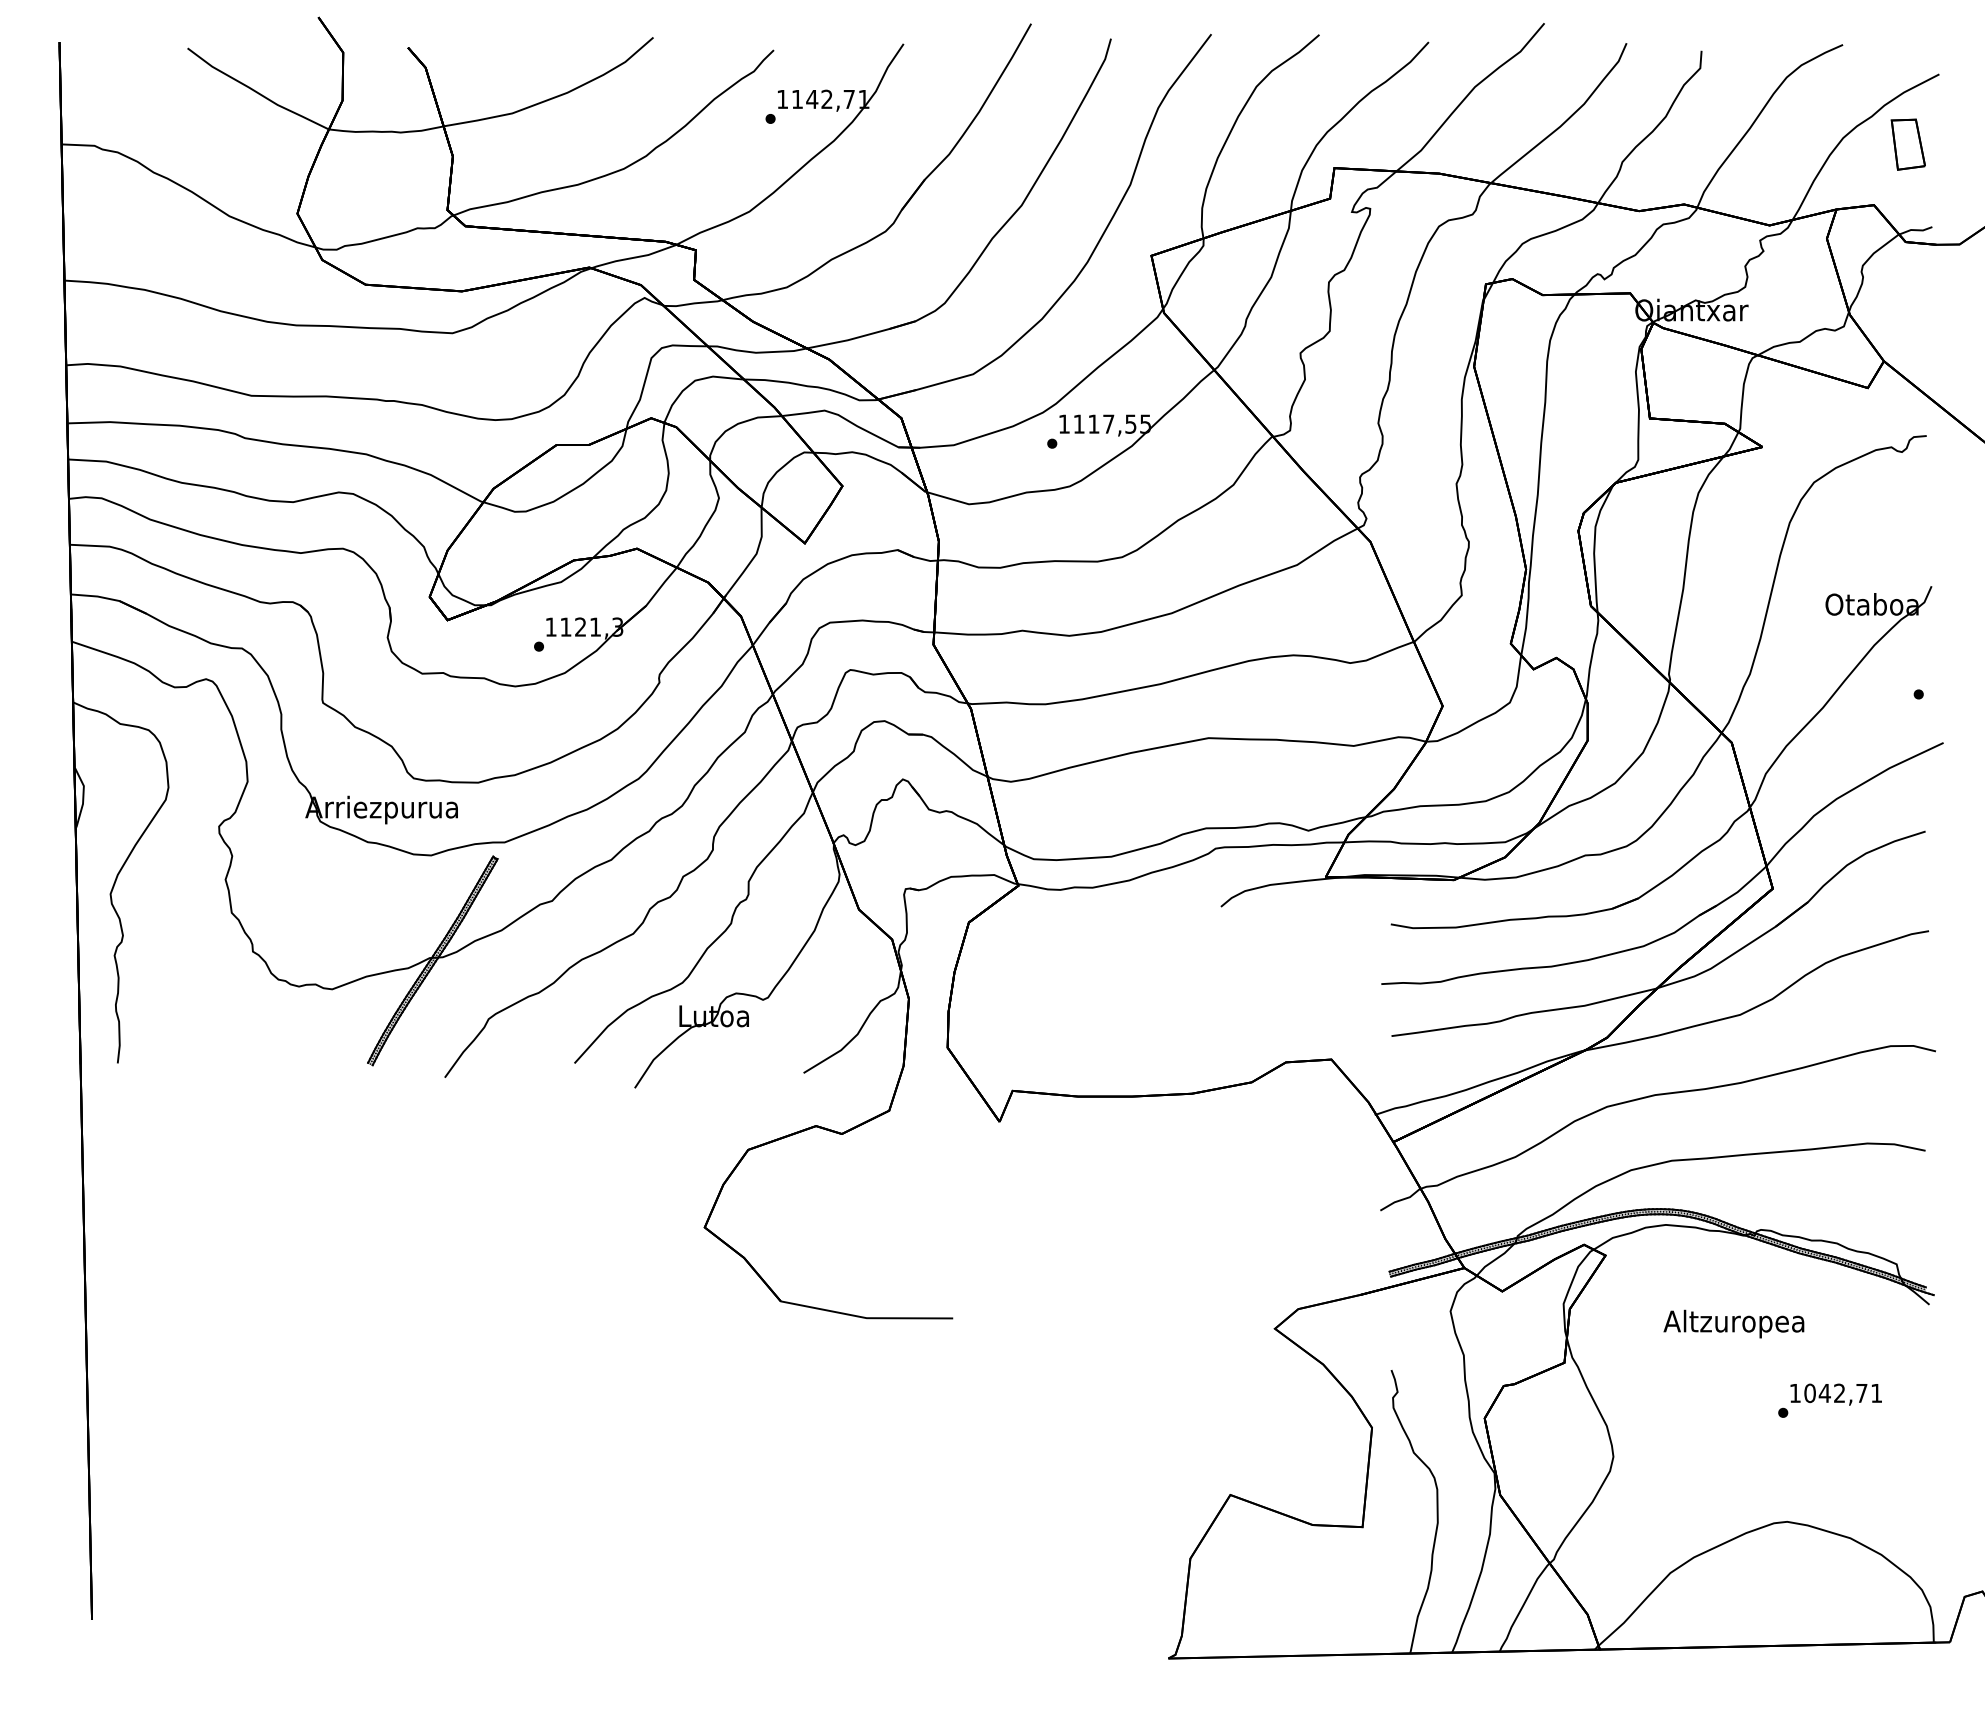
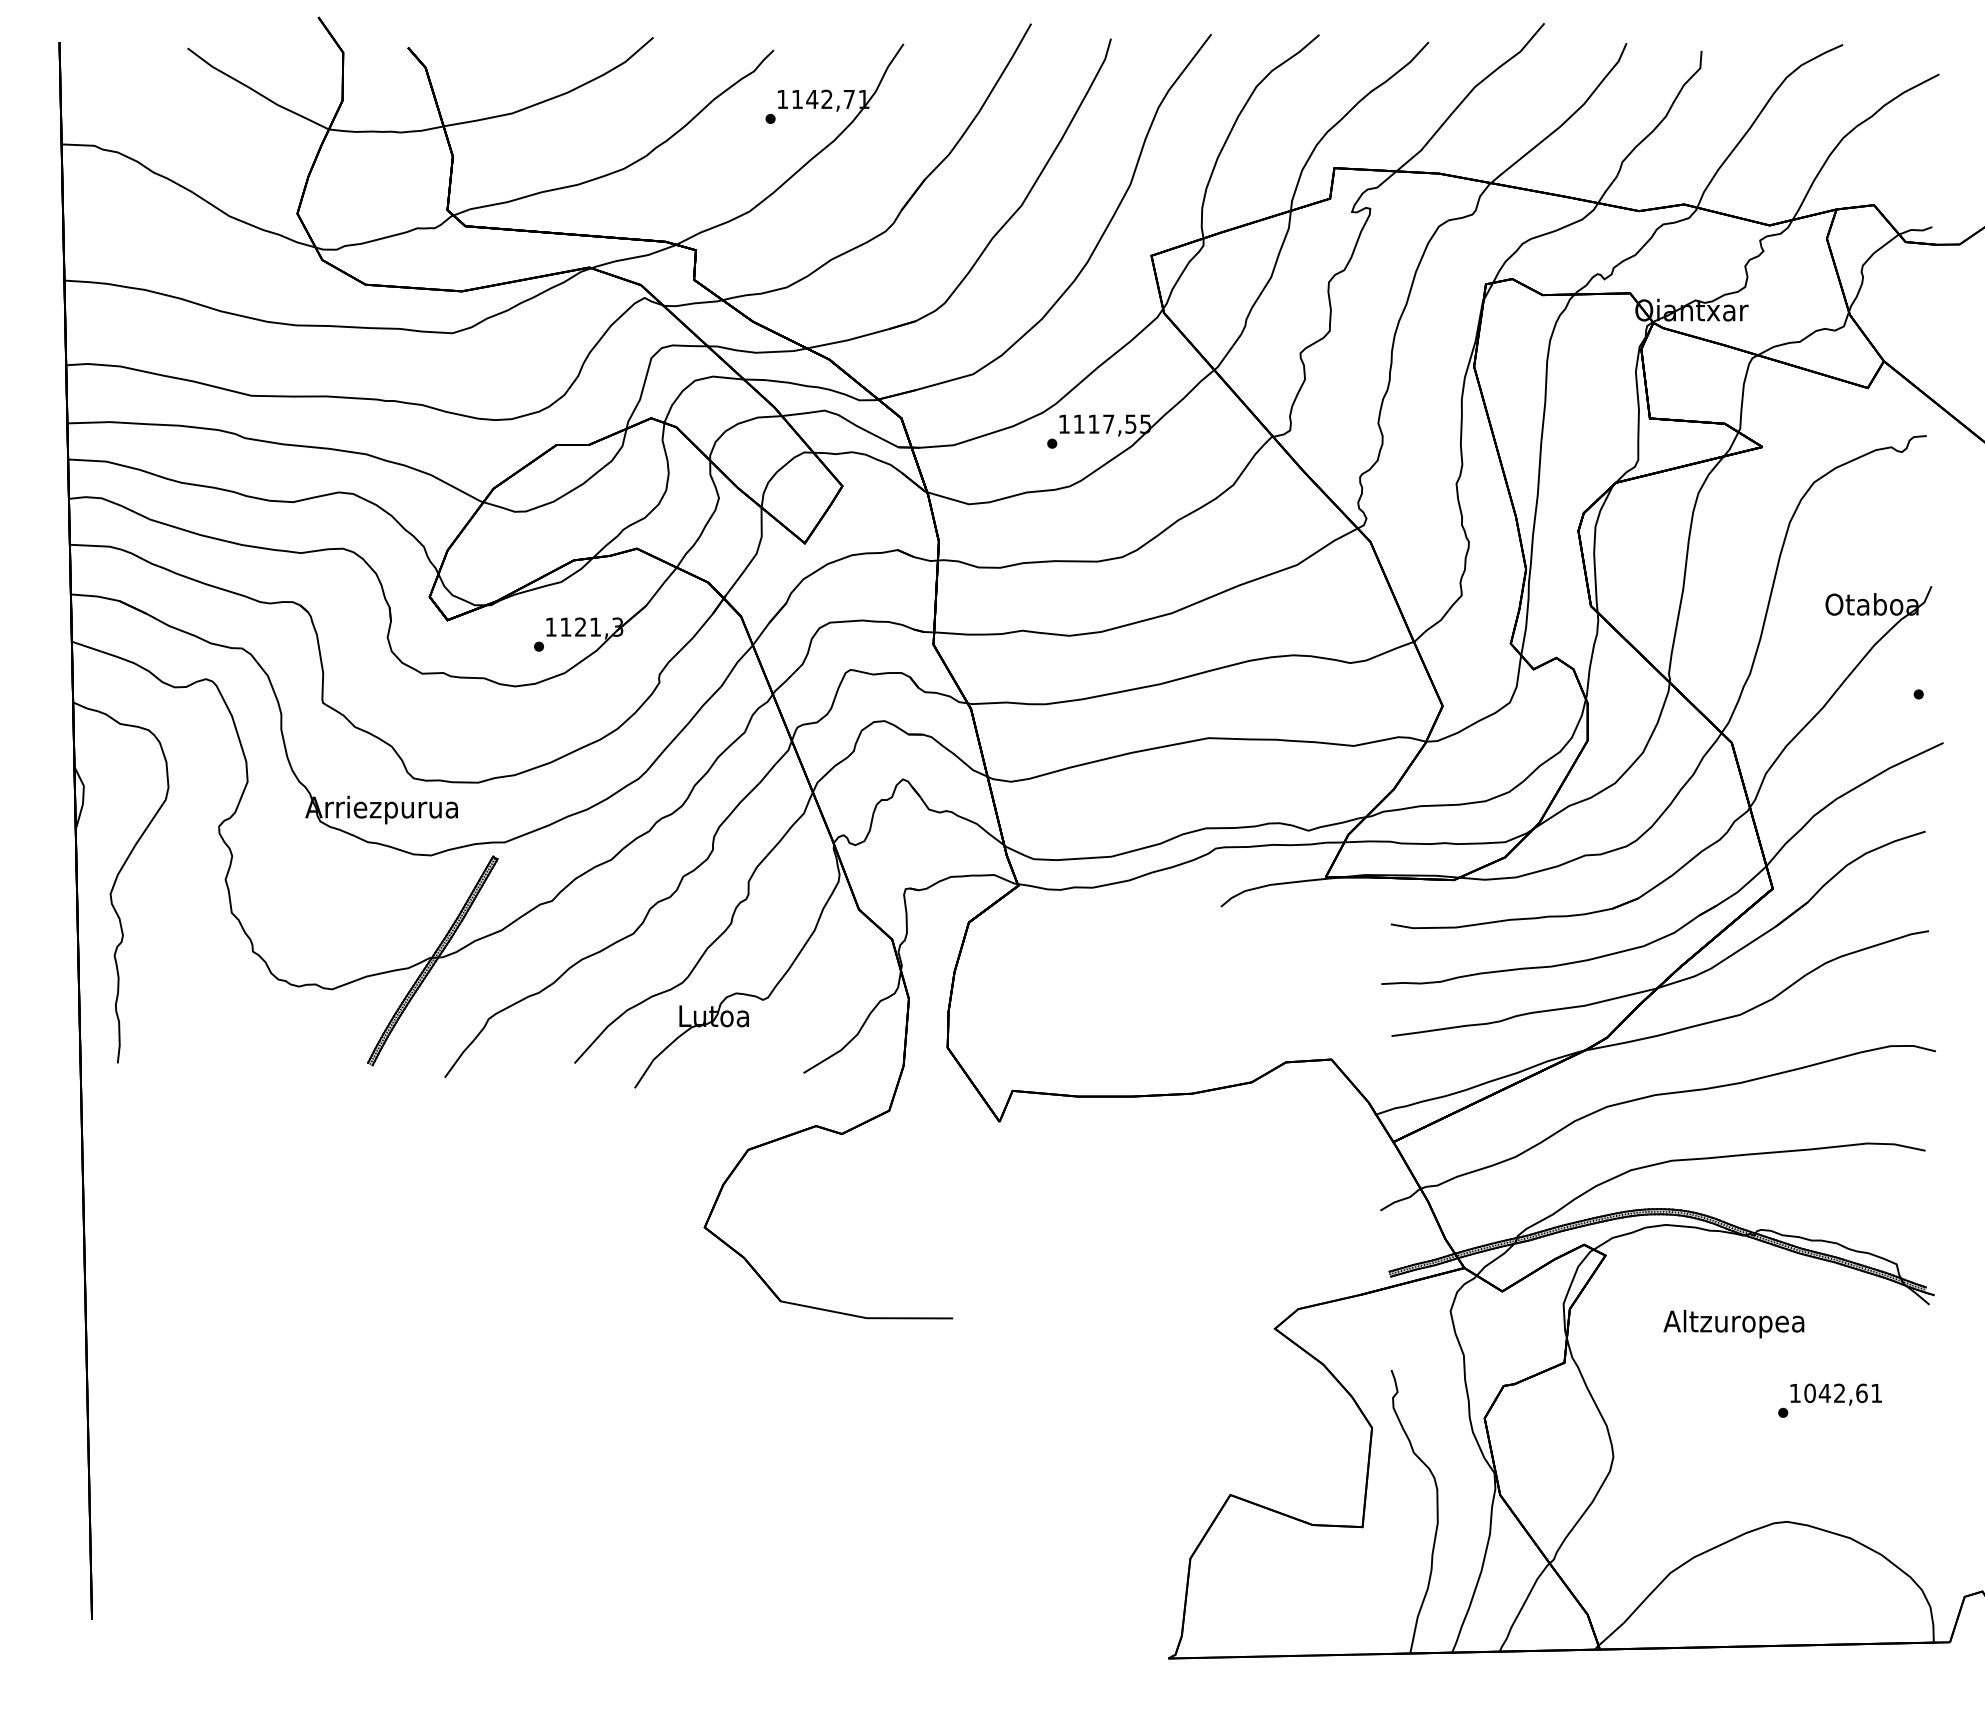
part: present -> none (1907, 144)
text: 1042,71 -> 1042,61 (1861, 1393)
